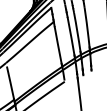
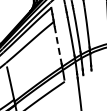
line: solid -> dashed (57, 44)
